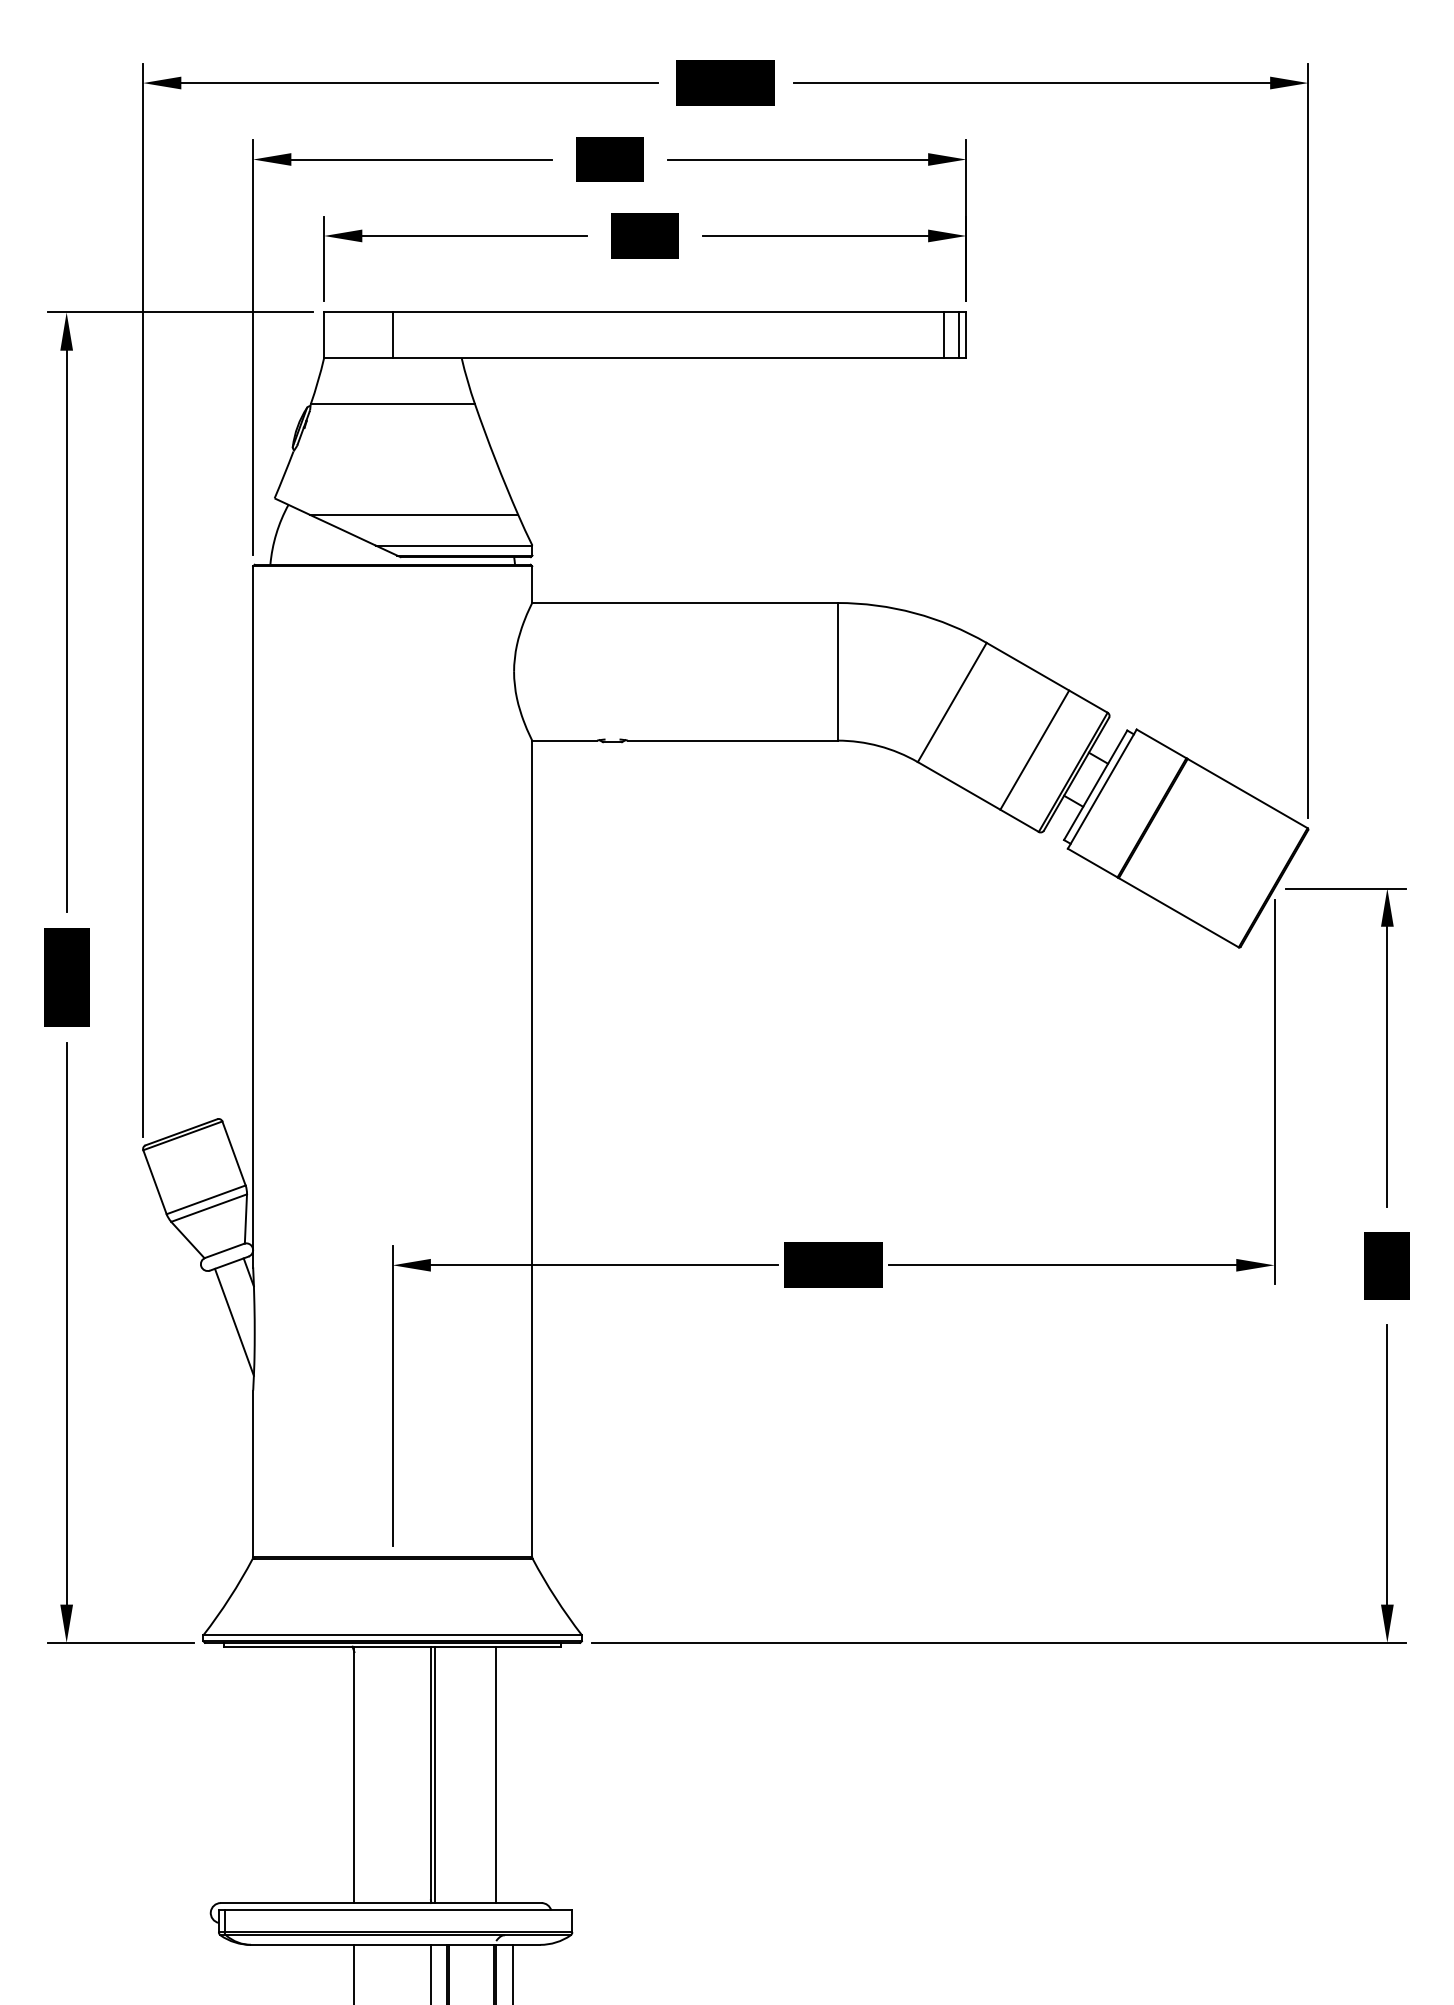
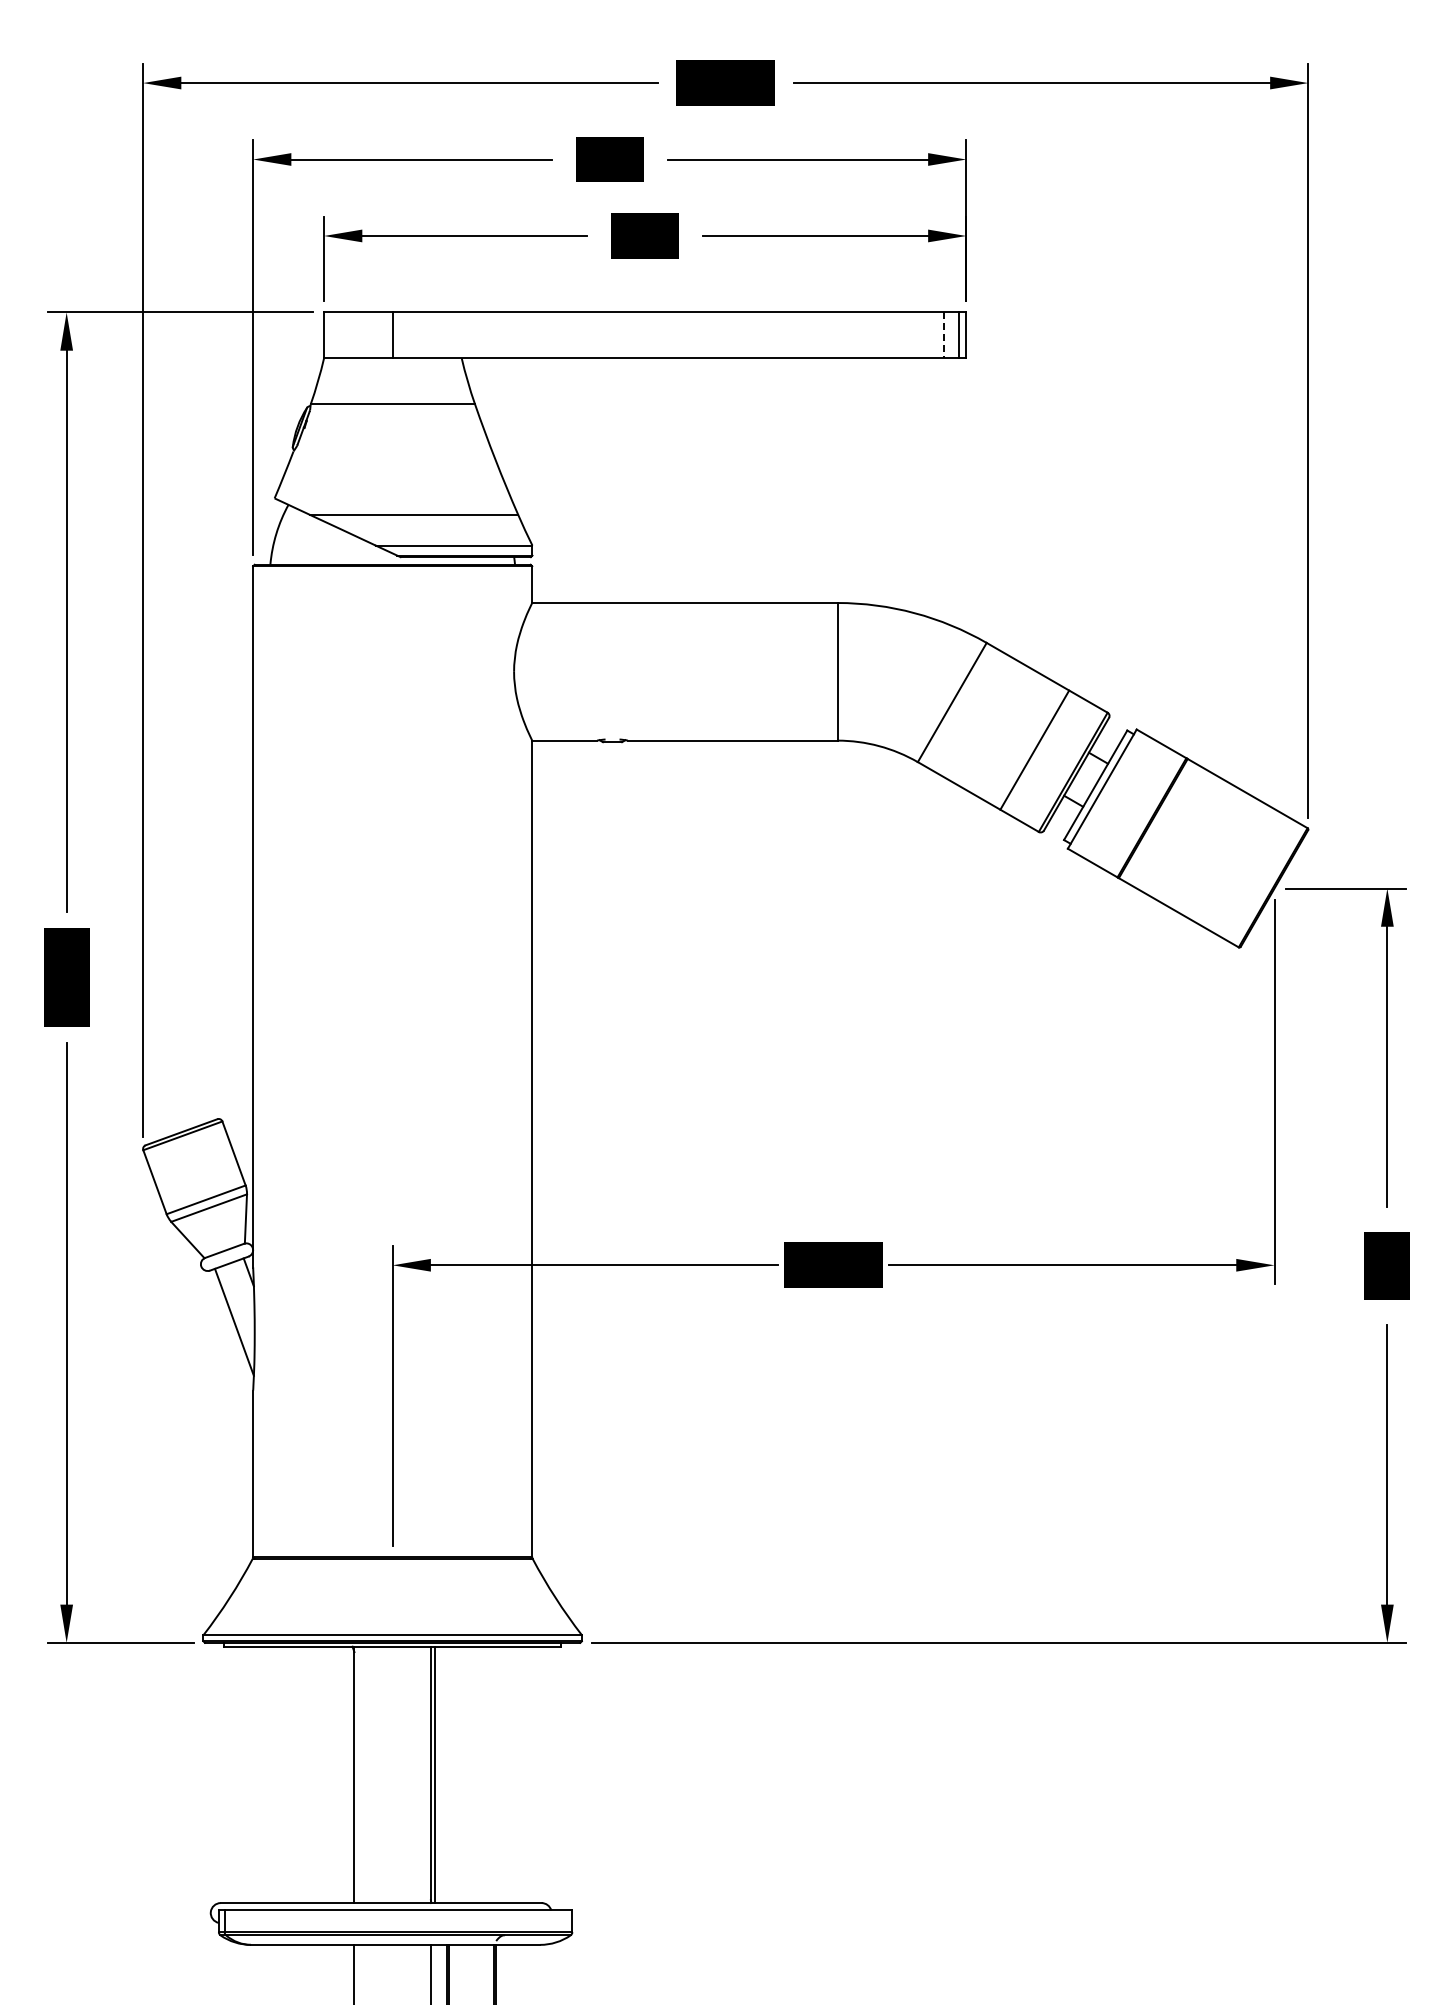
line: solid -> dashed (944, 335)
line: present -> none (495, 1774)
line: present -> none (512, 1972)
